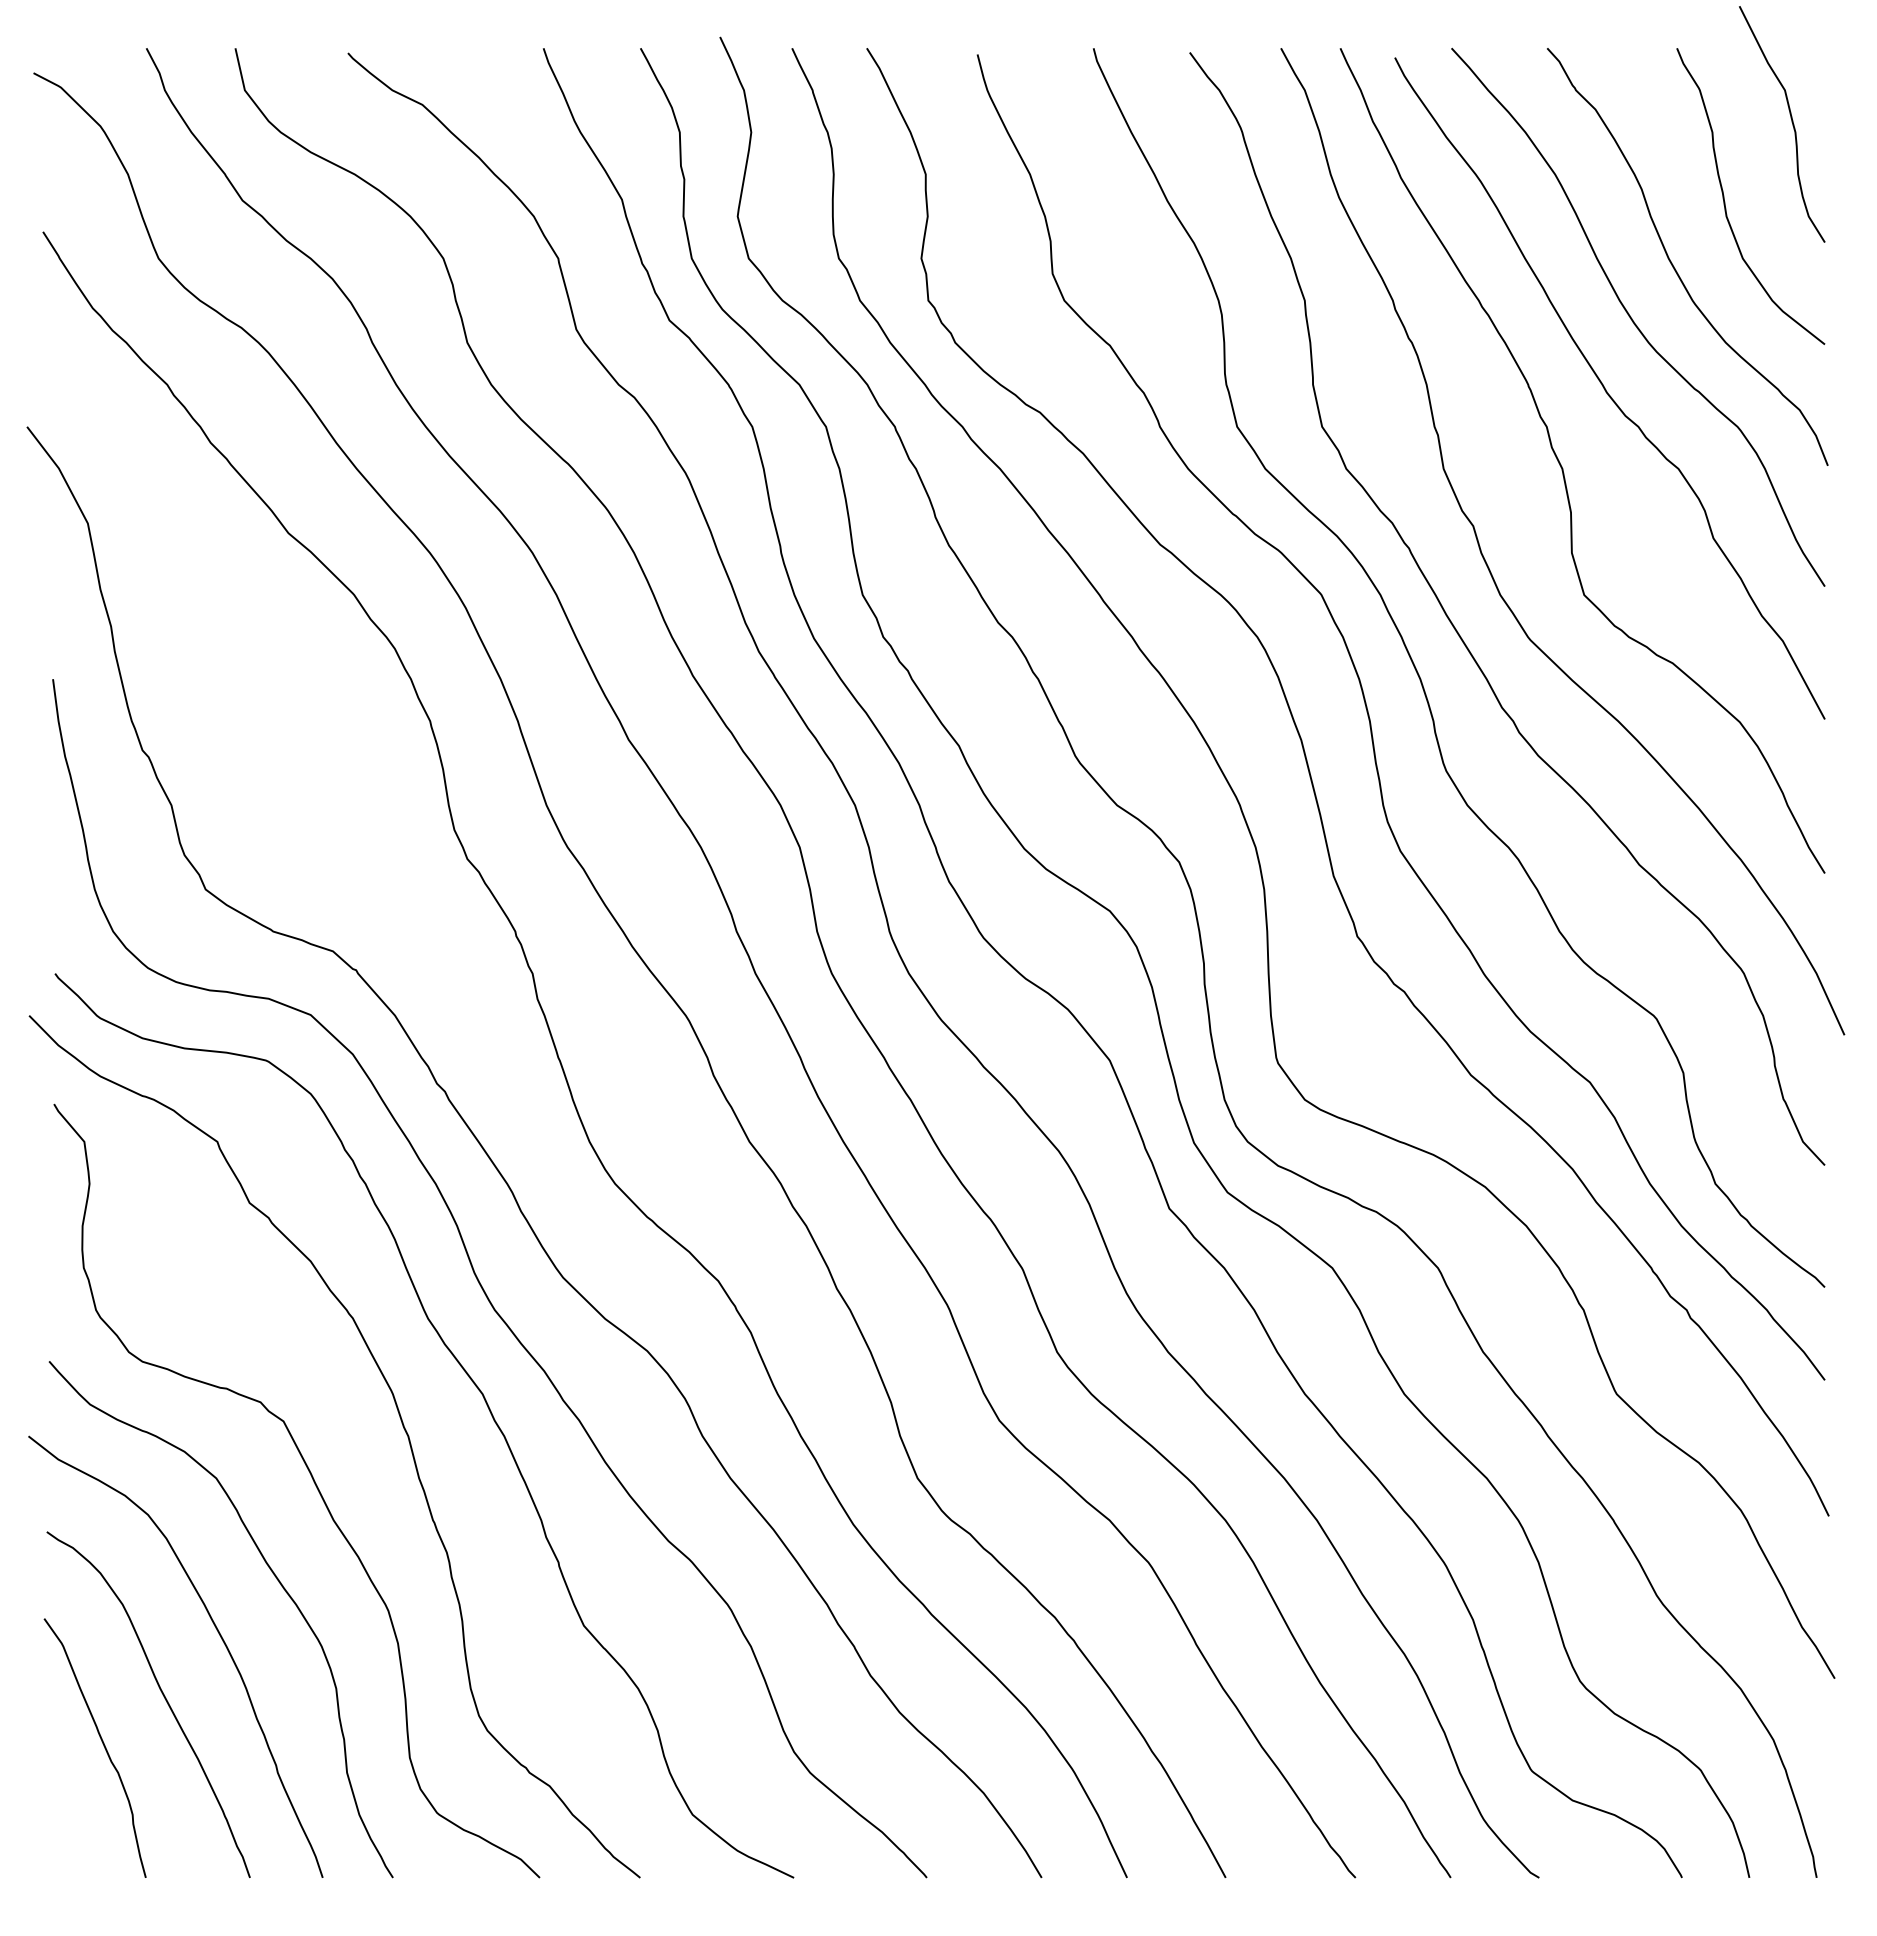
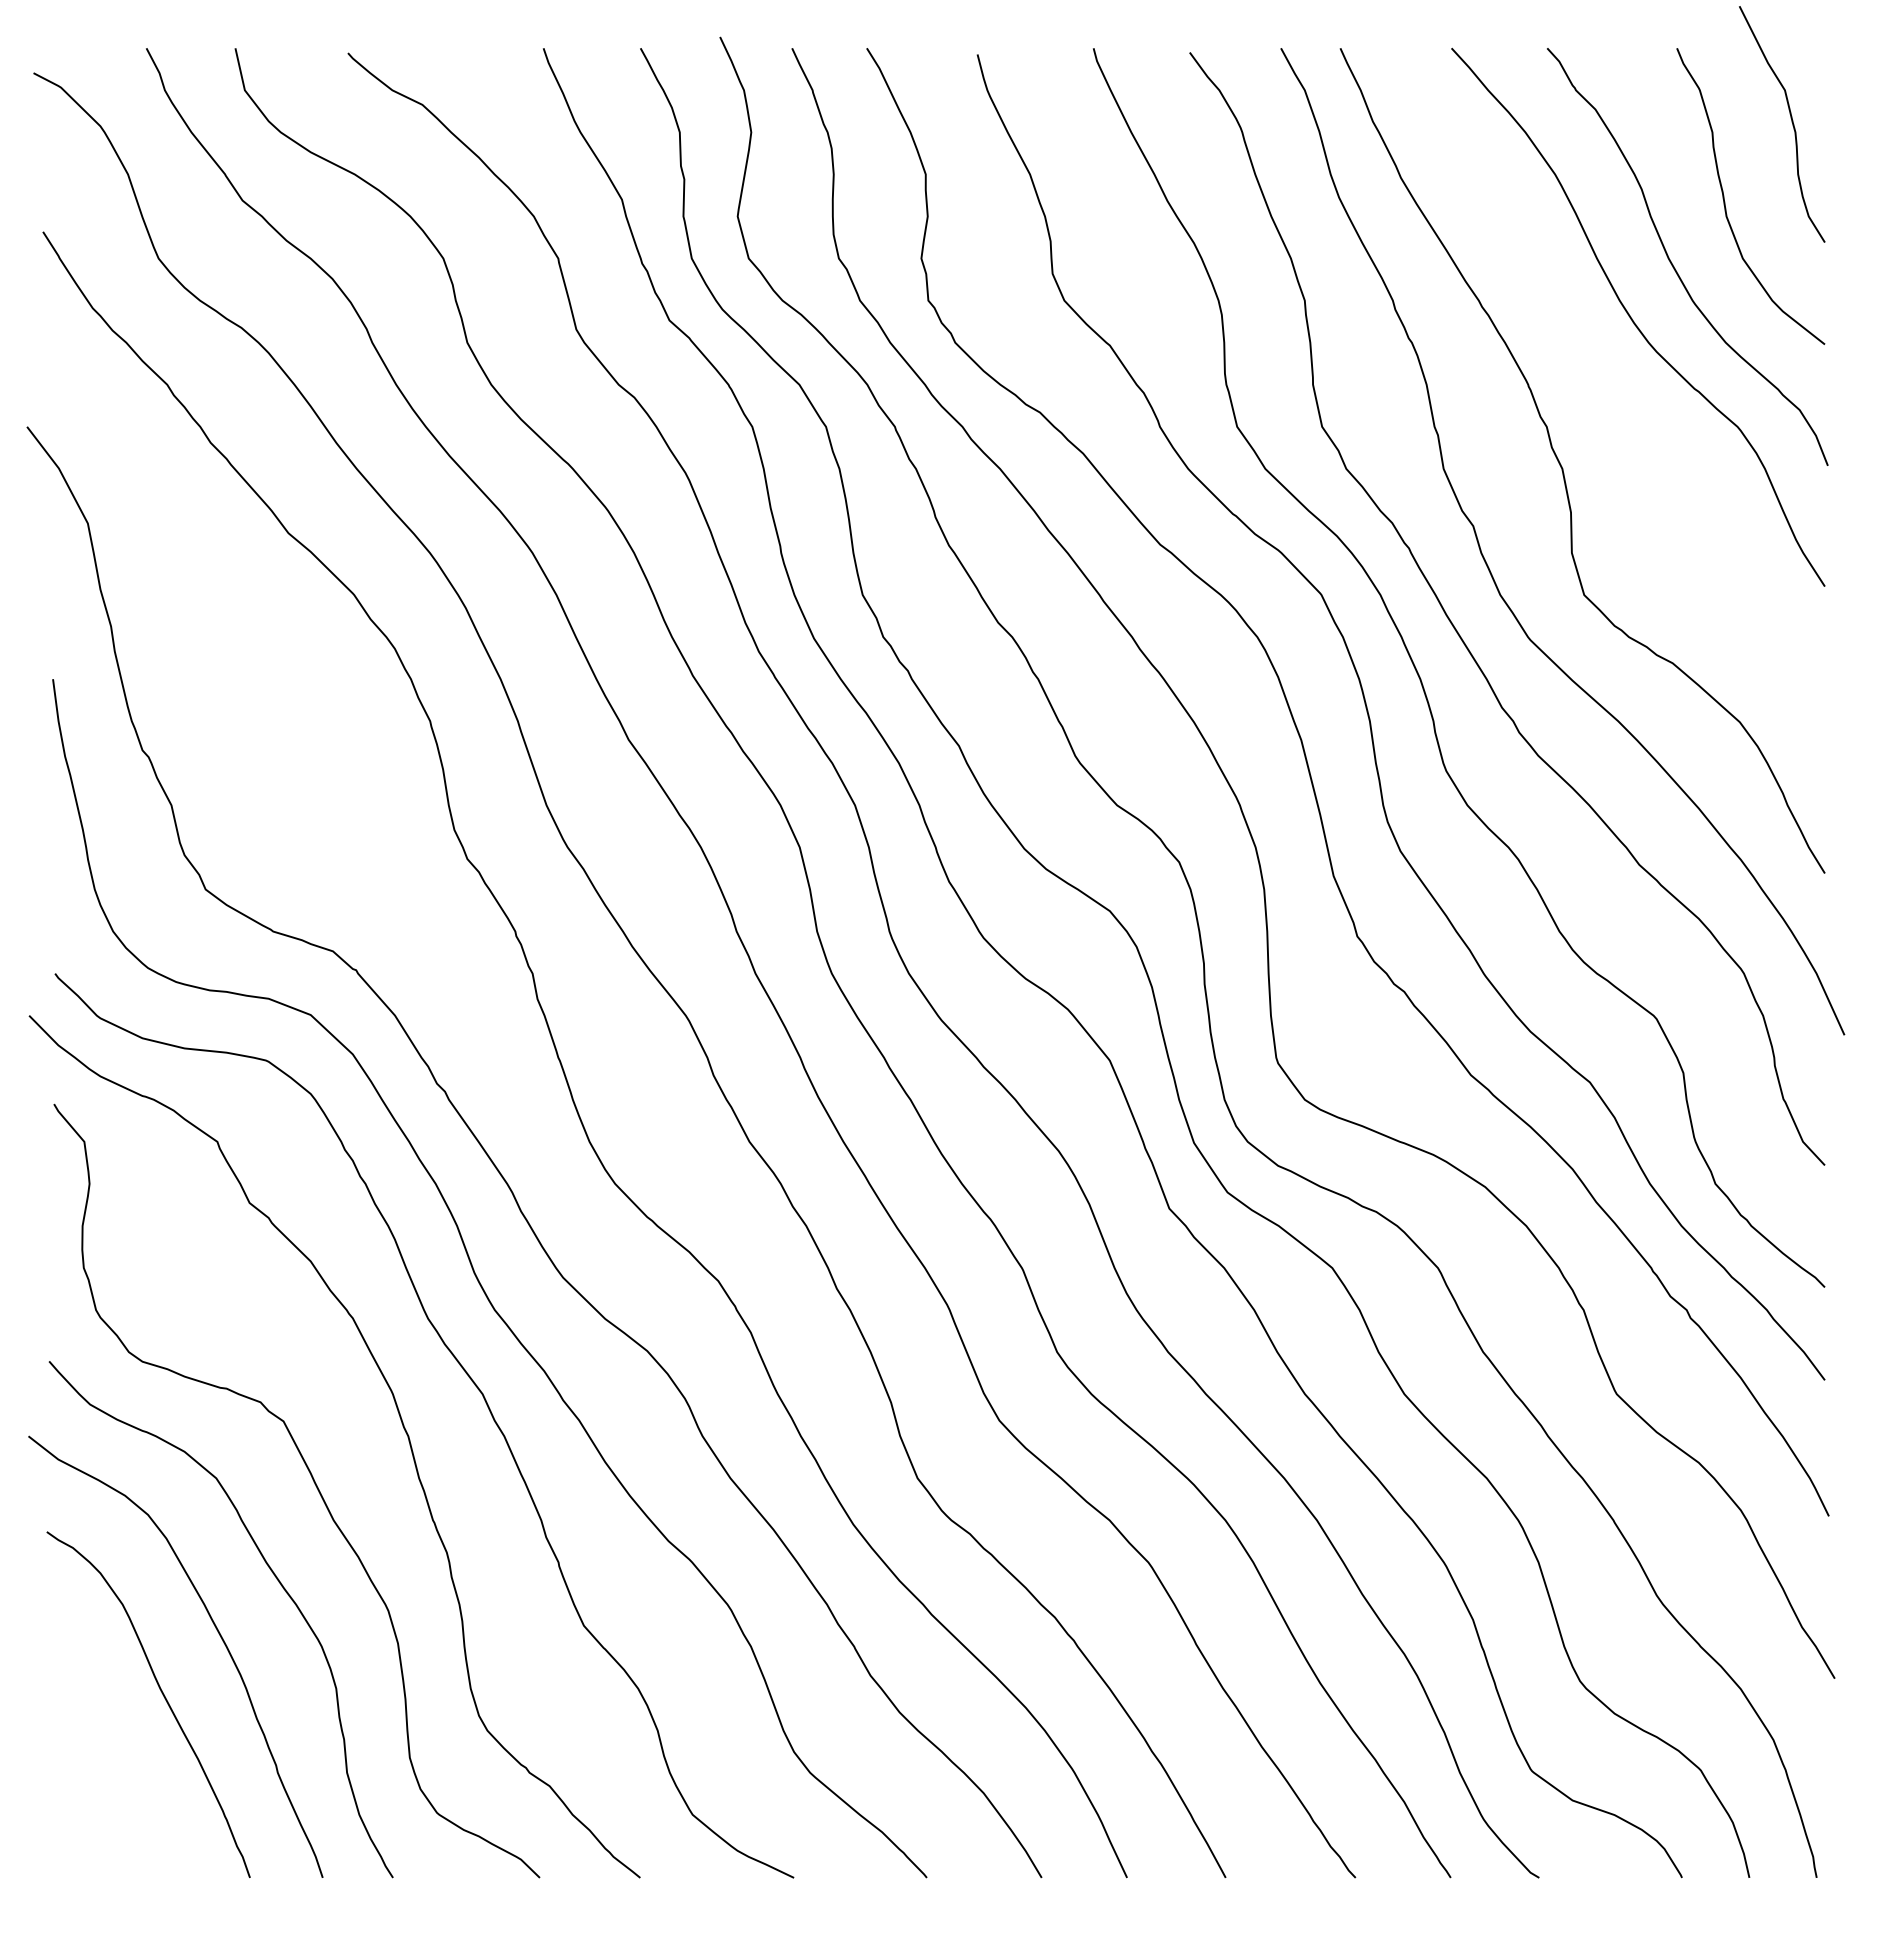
curve: present -> none (1606, 389)
curve: present -> none (102, 1744)
